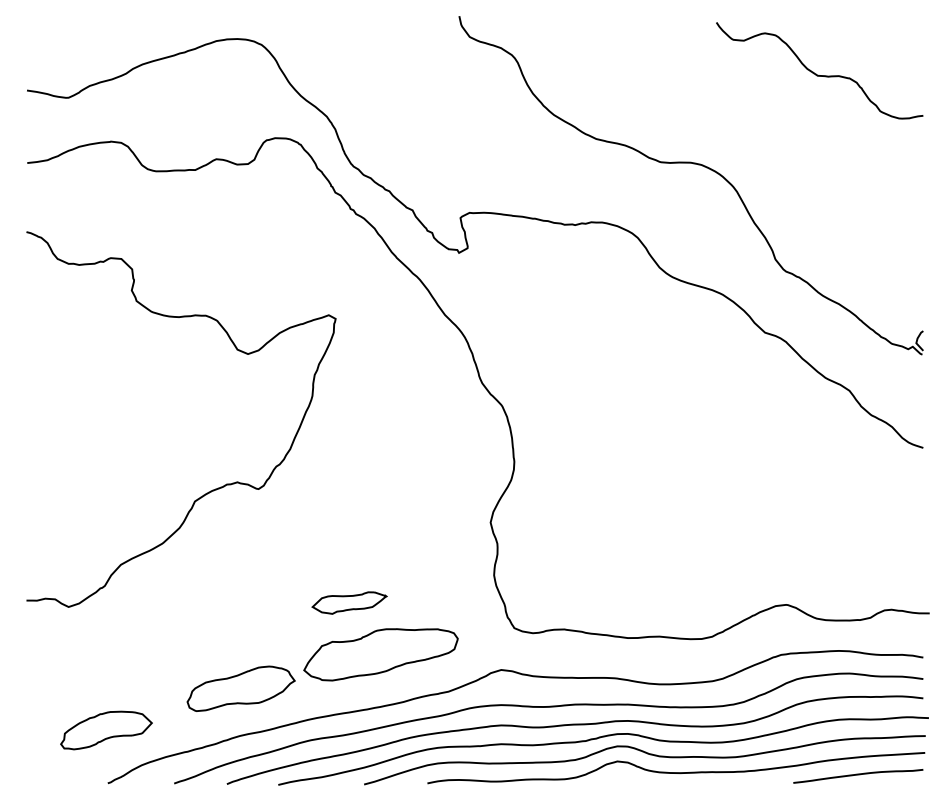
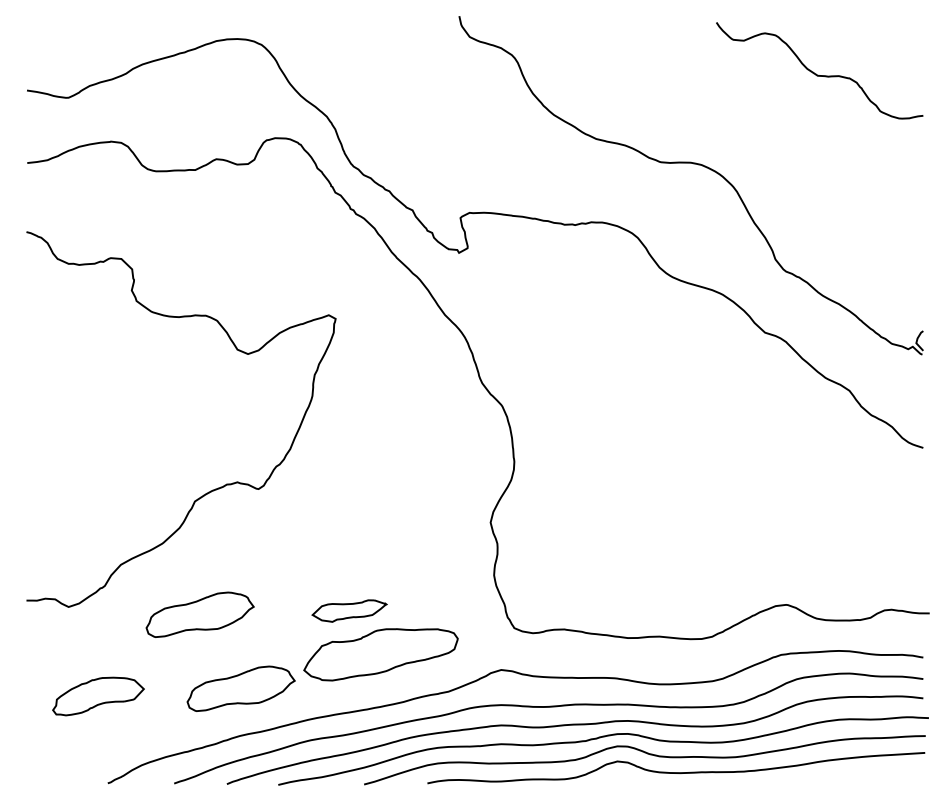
part position: (349, 602) -> (349, 610) (349, 610)
part: none -> present (199, 614)
part position: (106, 730) -> (98, 696) (98, 696)
curve: present -> none (858, 775)
